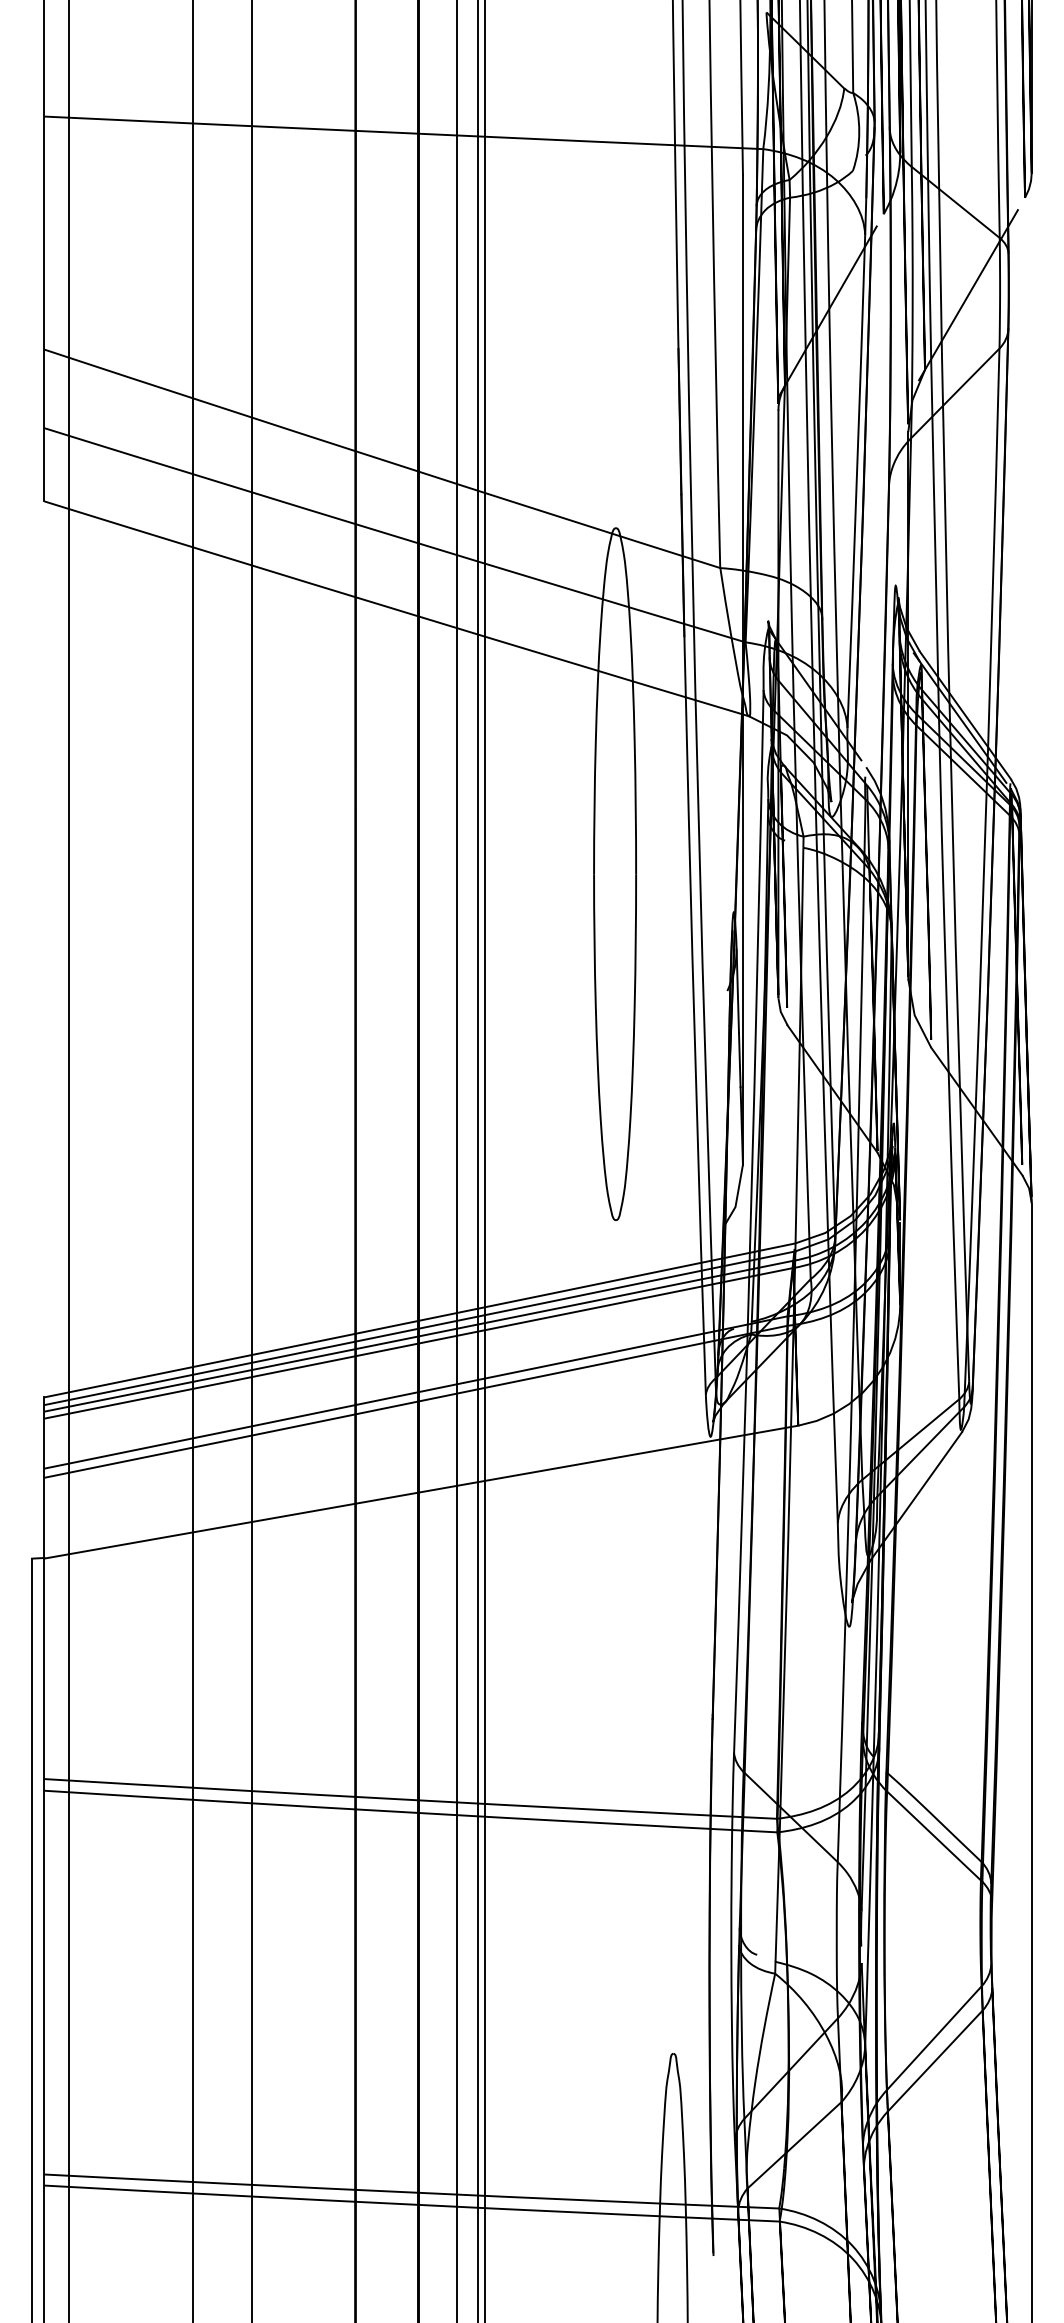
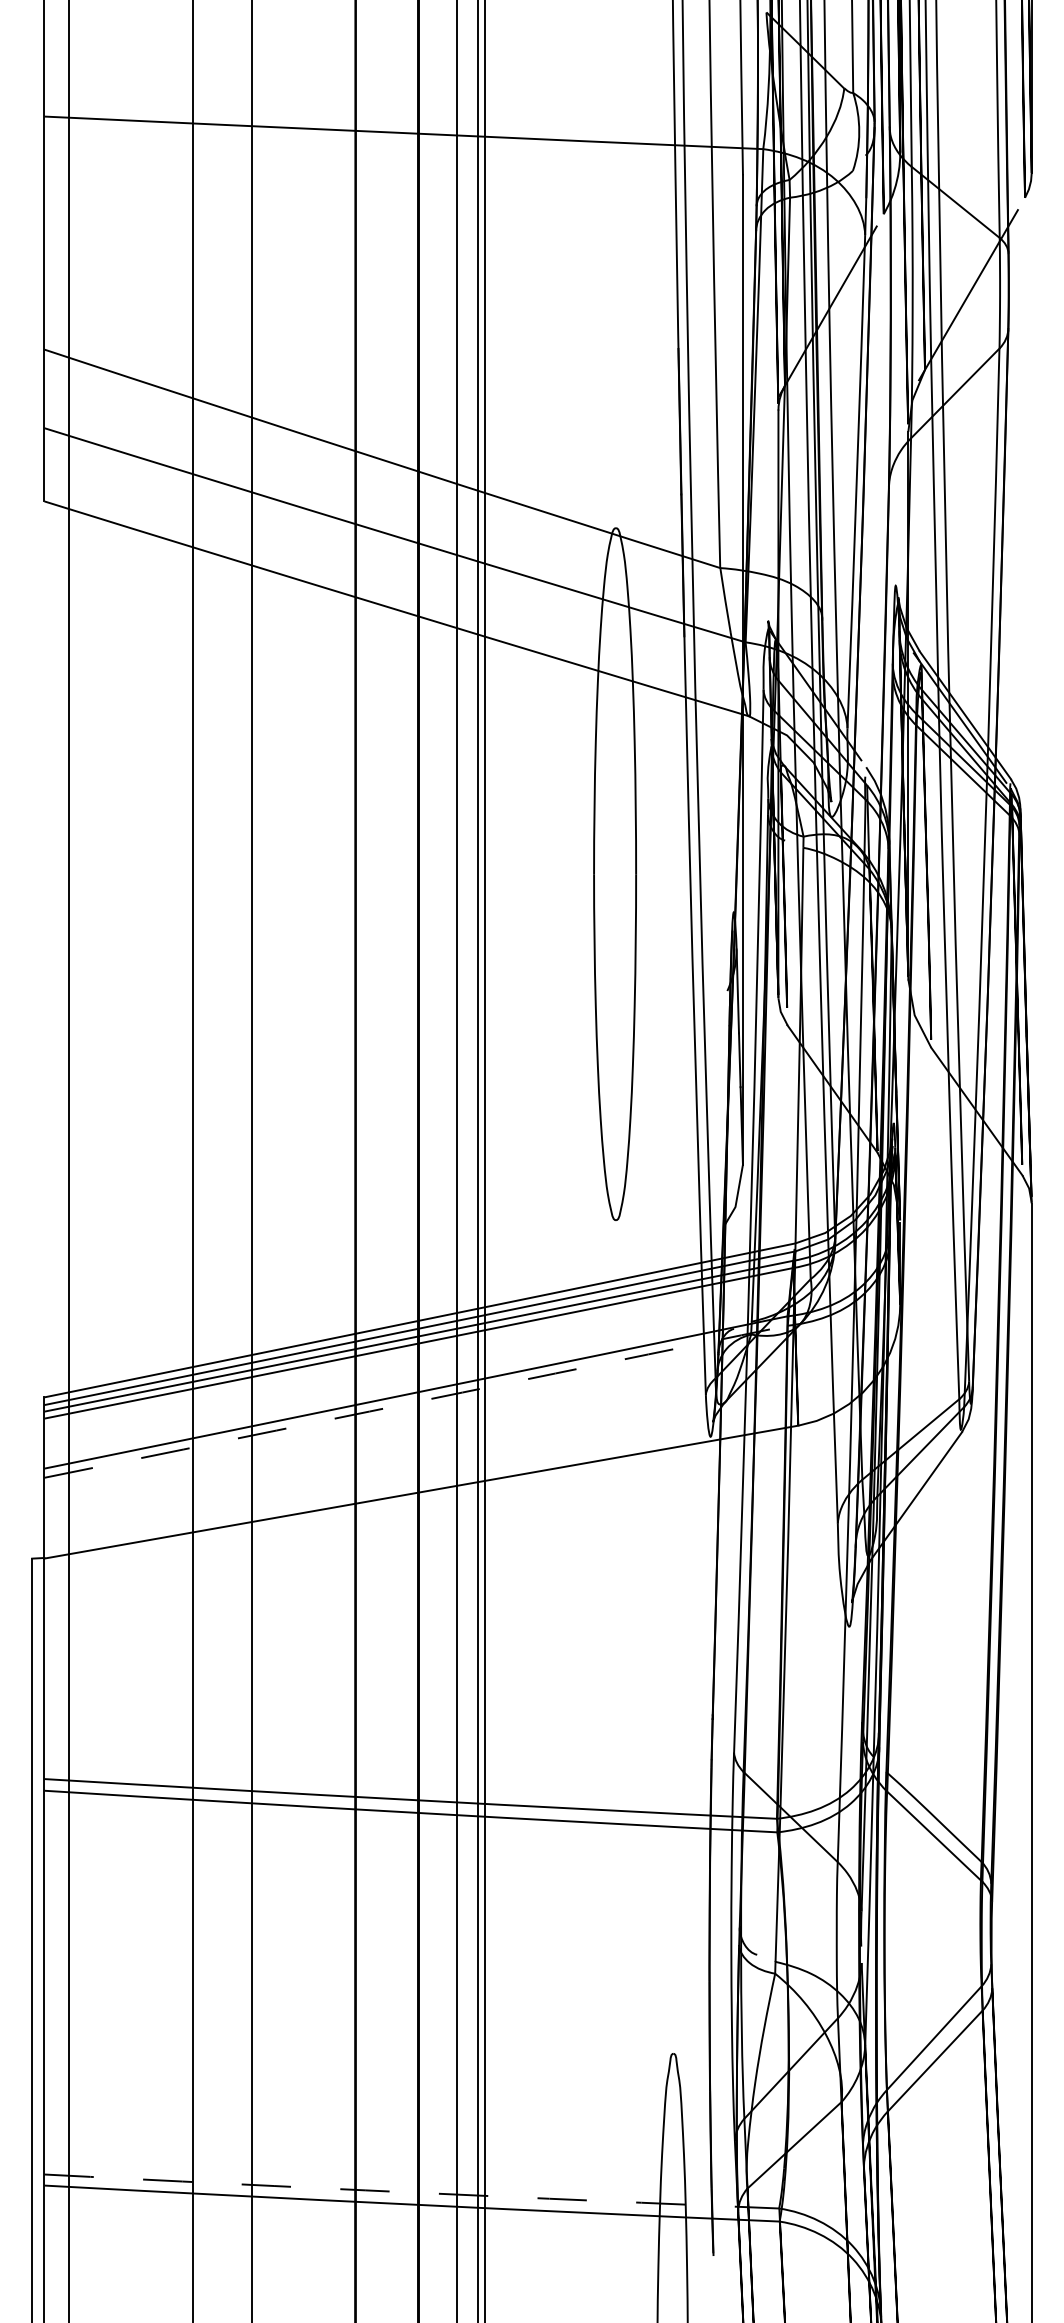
arc: solid -> dashed (416, 1402)
arc: solid -> dashed (411, 2192)
